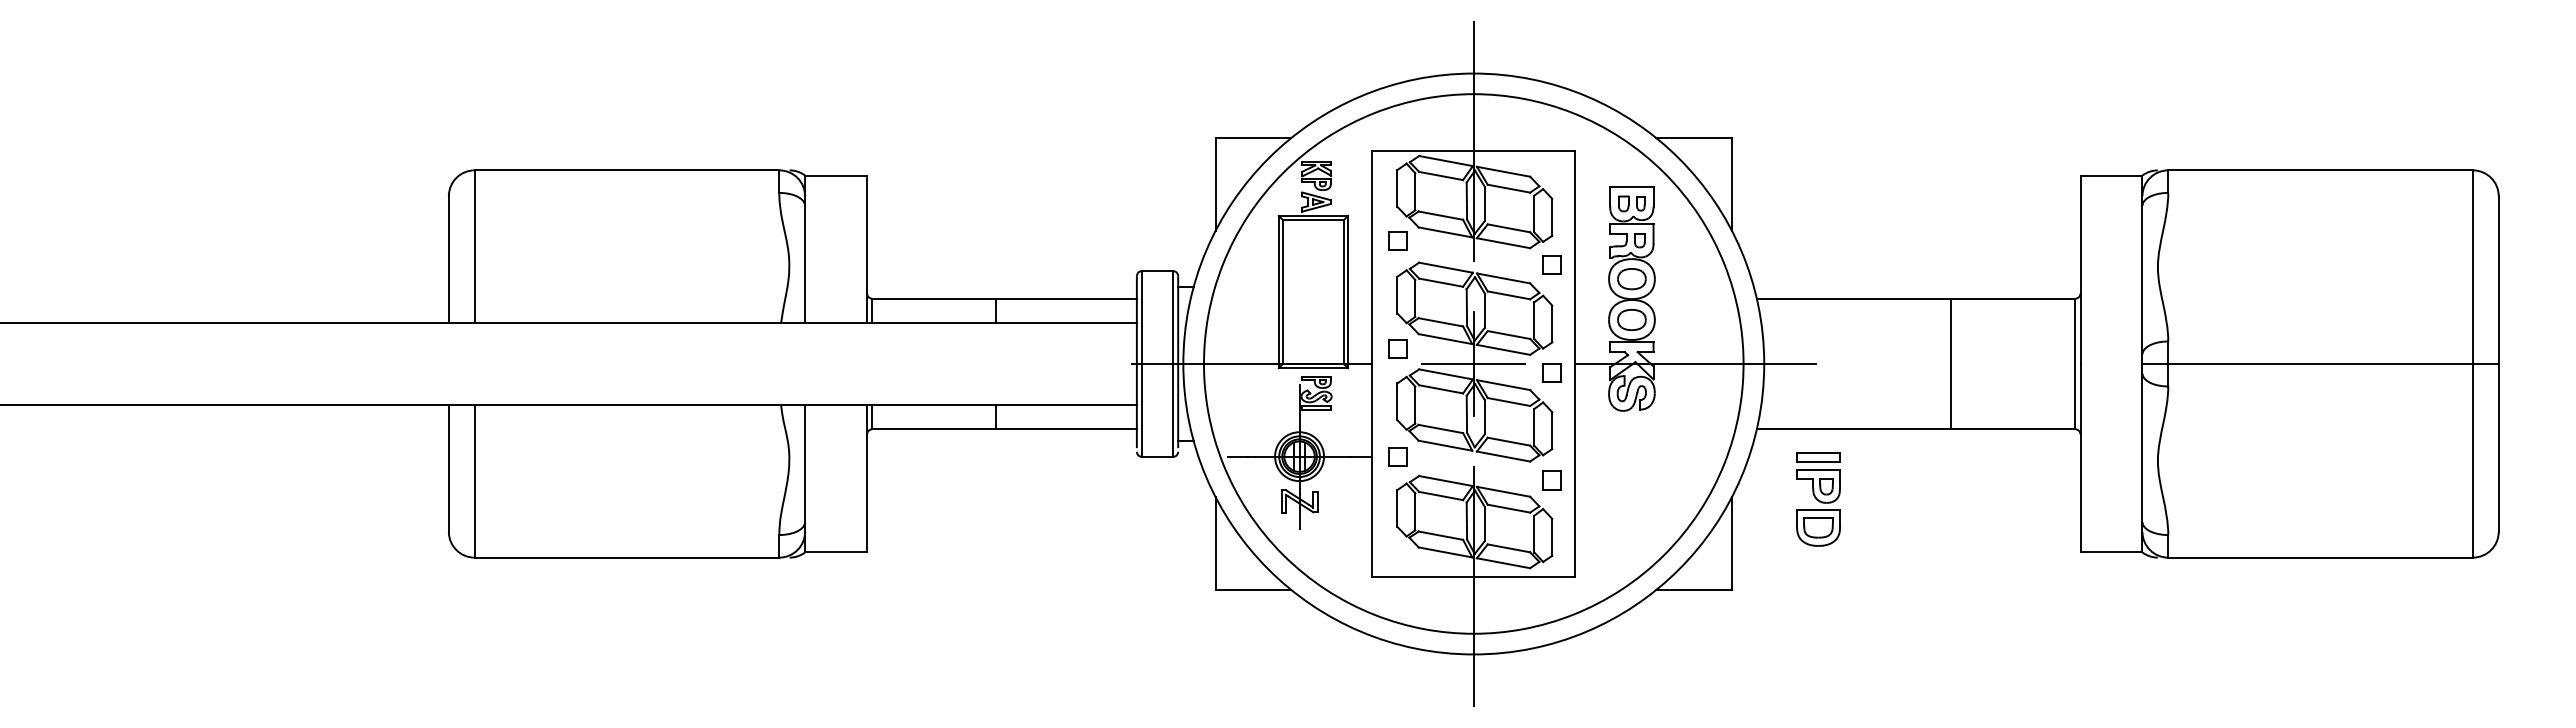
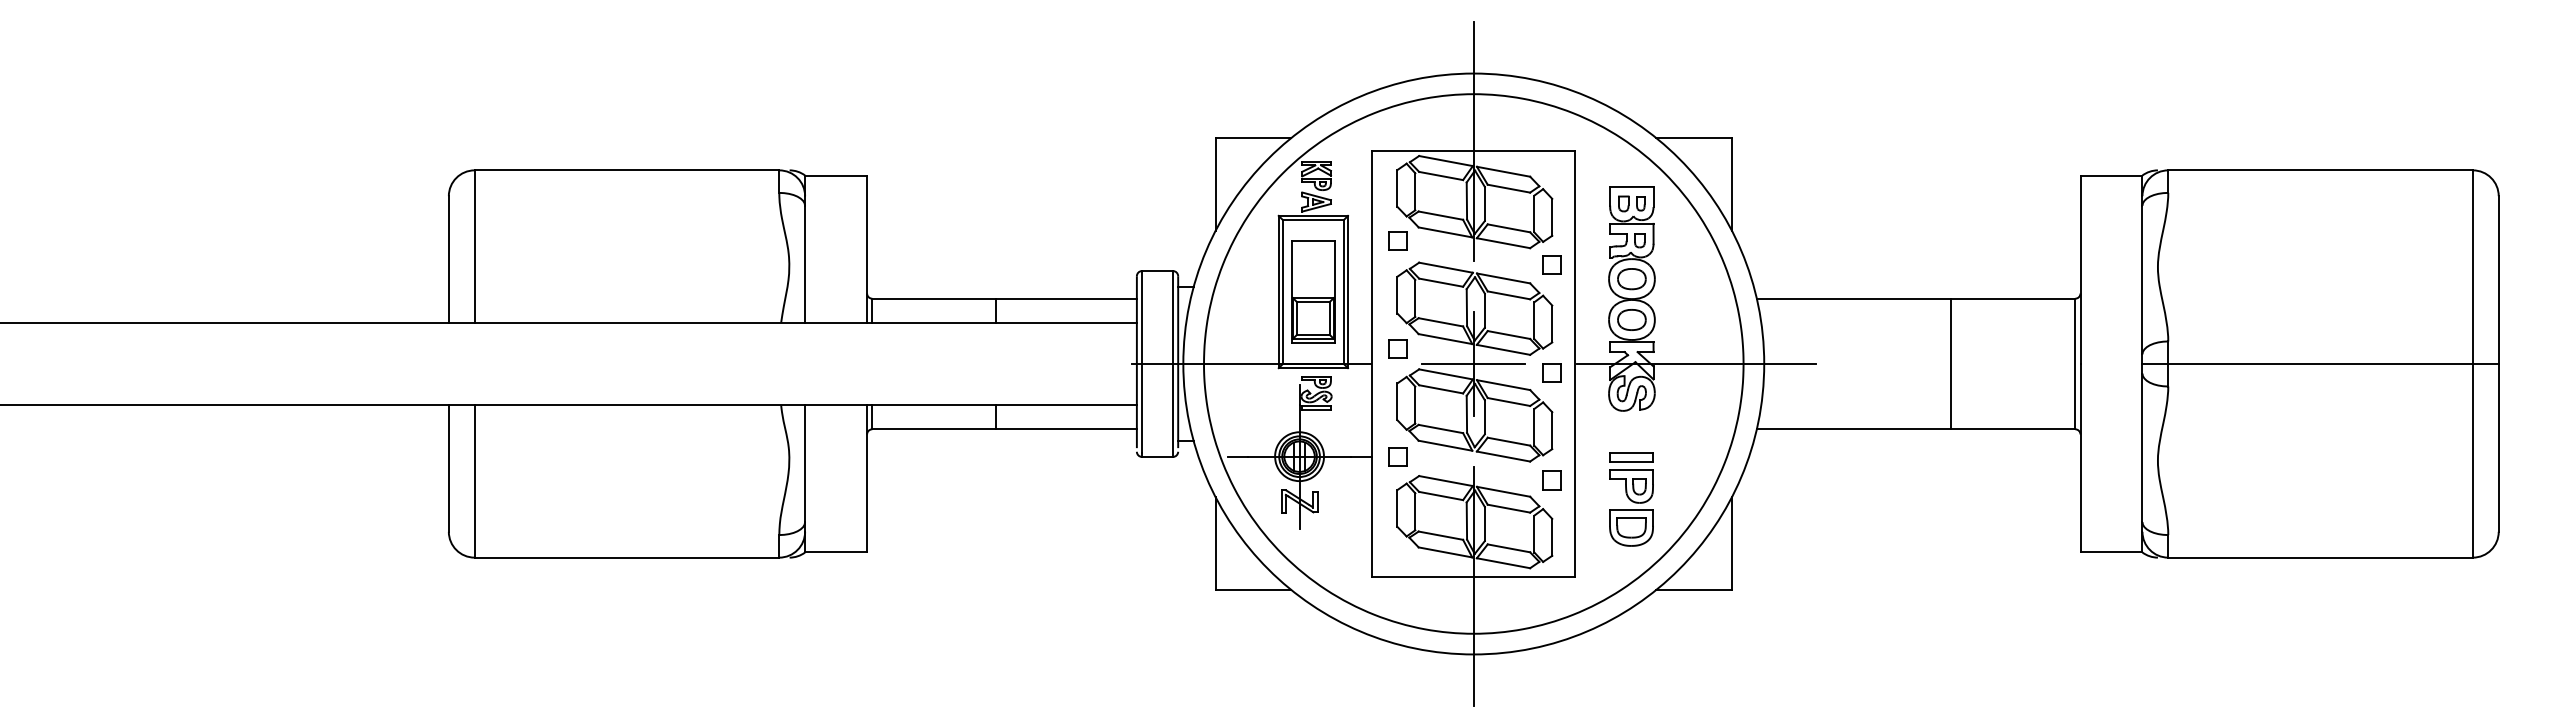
part: none -> present (1313, 291)
part position: (1818, 499) -> (1631, 499) (1631, 499)
